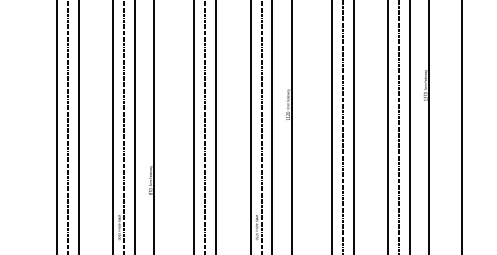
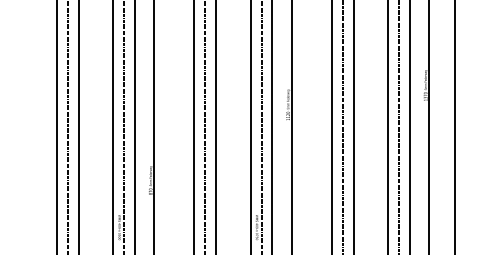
line position: (462, 126) -> (455, 126) (455, 126)
